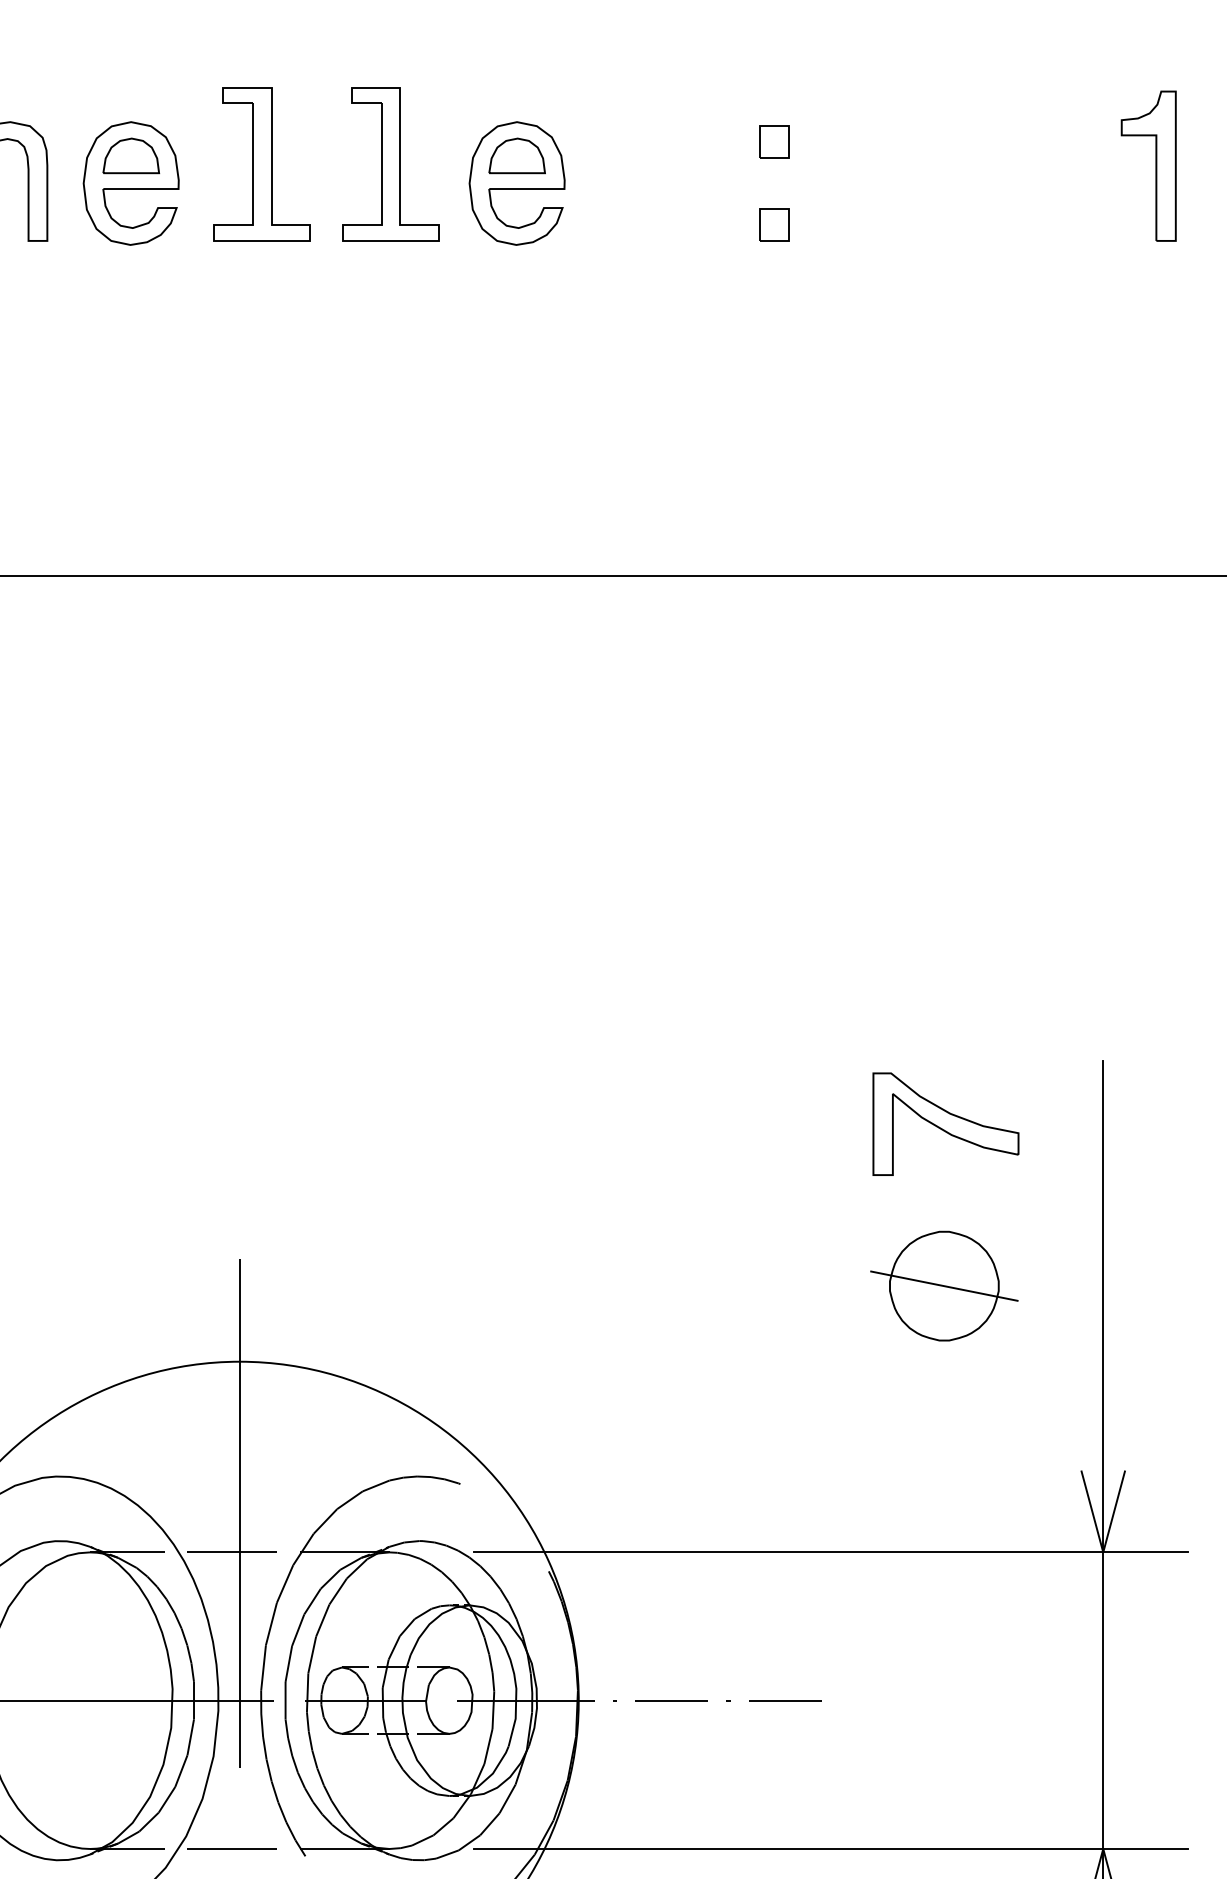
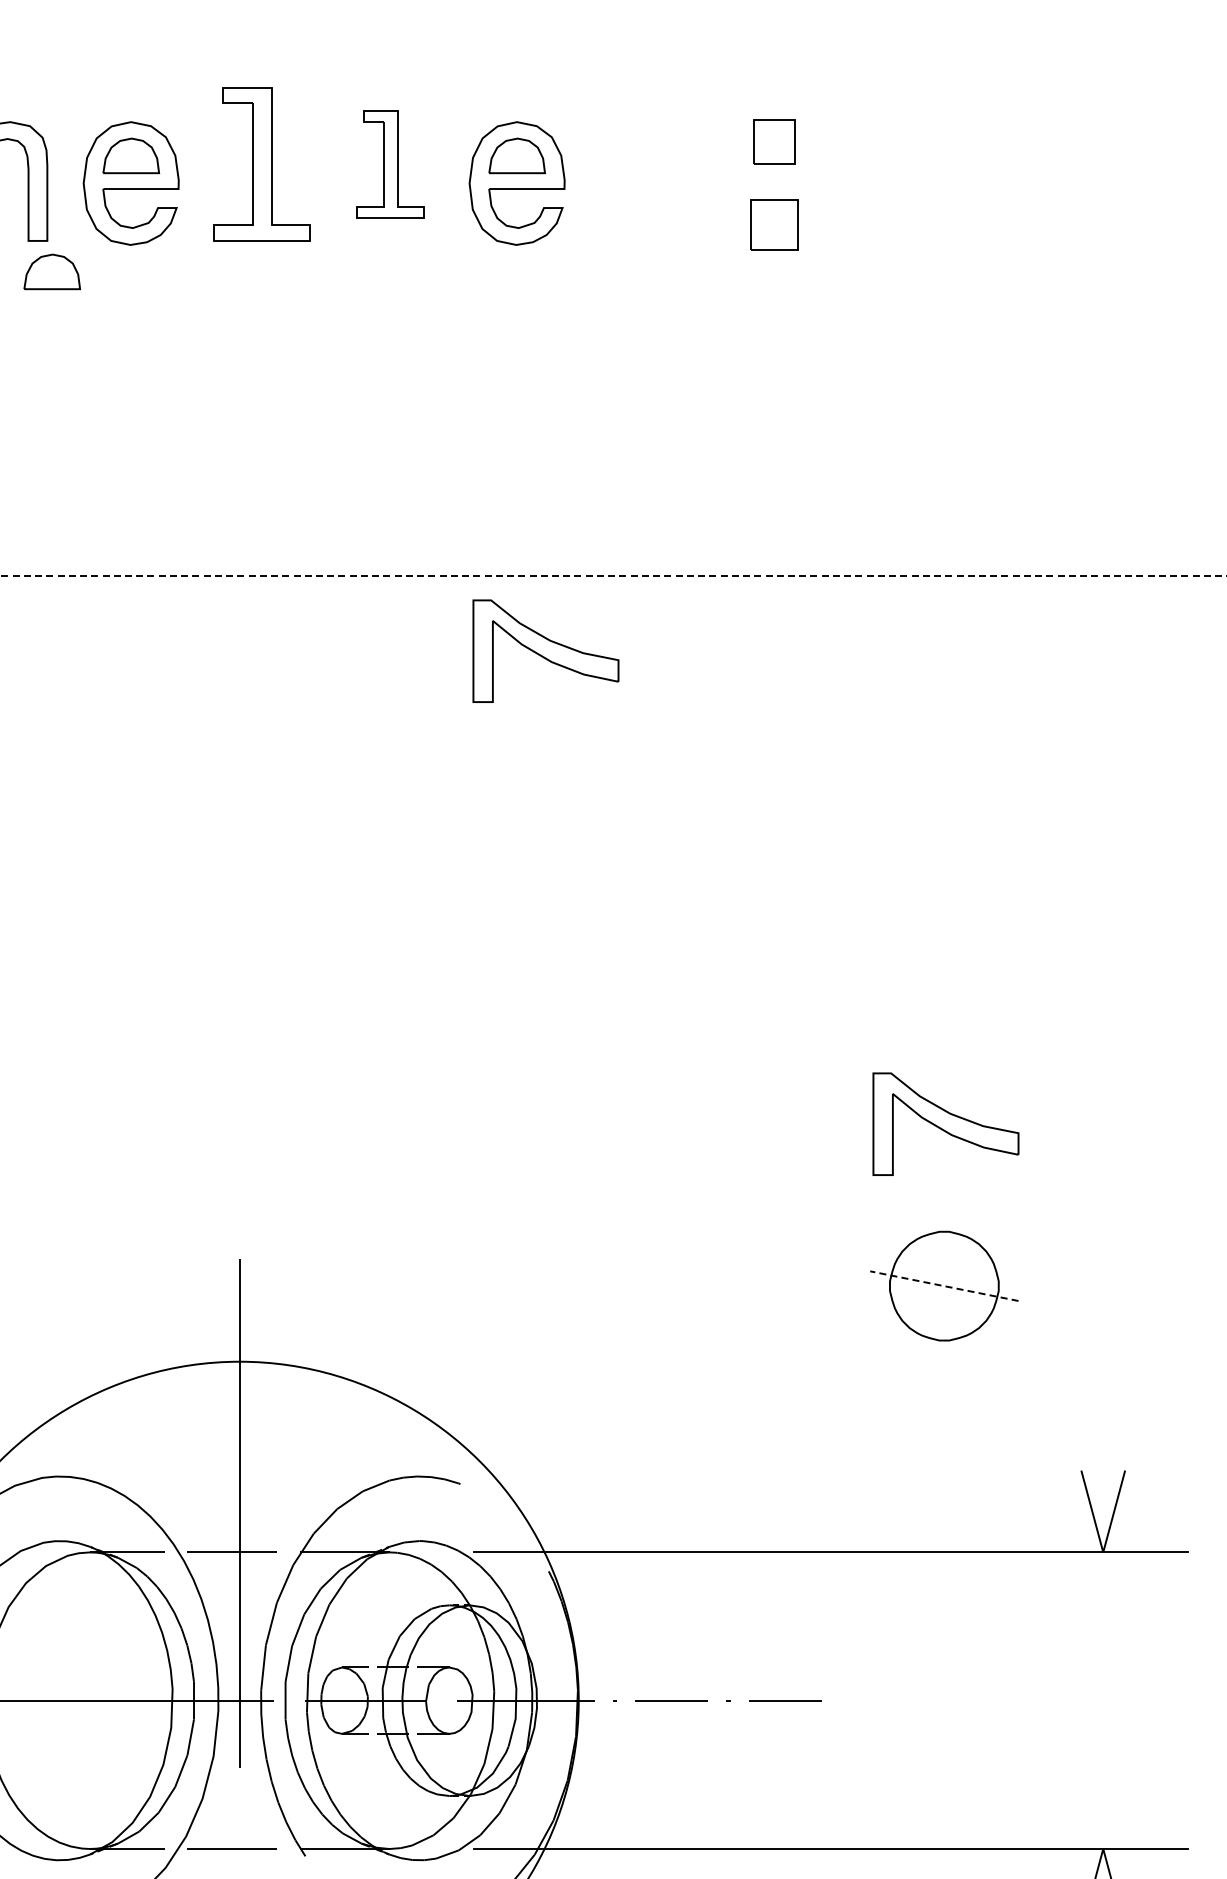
part size: 31x34 px -> 43x46 px (774, 141)
part size: 98x155 px -> 69x109 px (390, 164)
part: present -> none (1155, 165)
part size: 31x34 px -> 49x52 px (774, 224)
part: none -> present (52, 271)
line: solid -> dashed (613, 576)
part: none -> present (545, 650)
line: solid -> dashed (944, 1286)
line: present -> none (1103, 1467)
